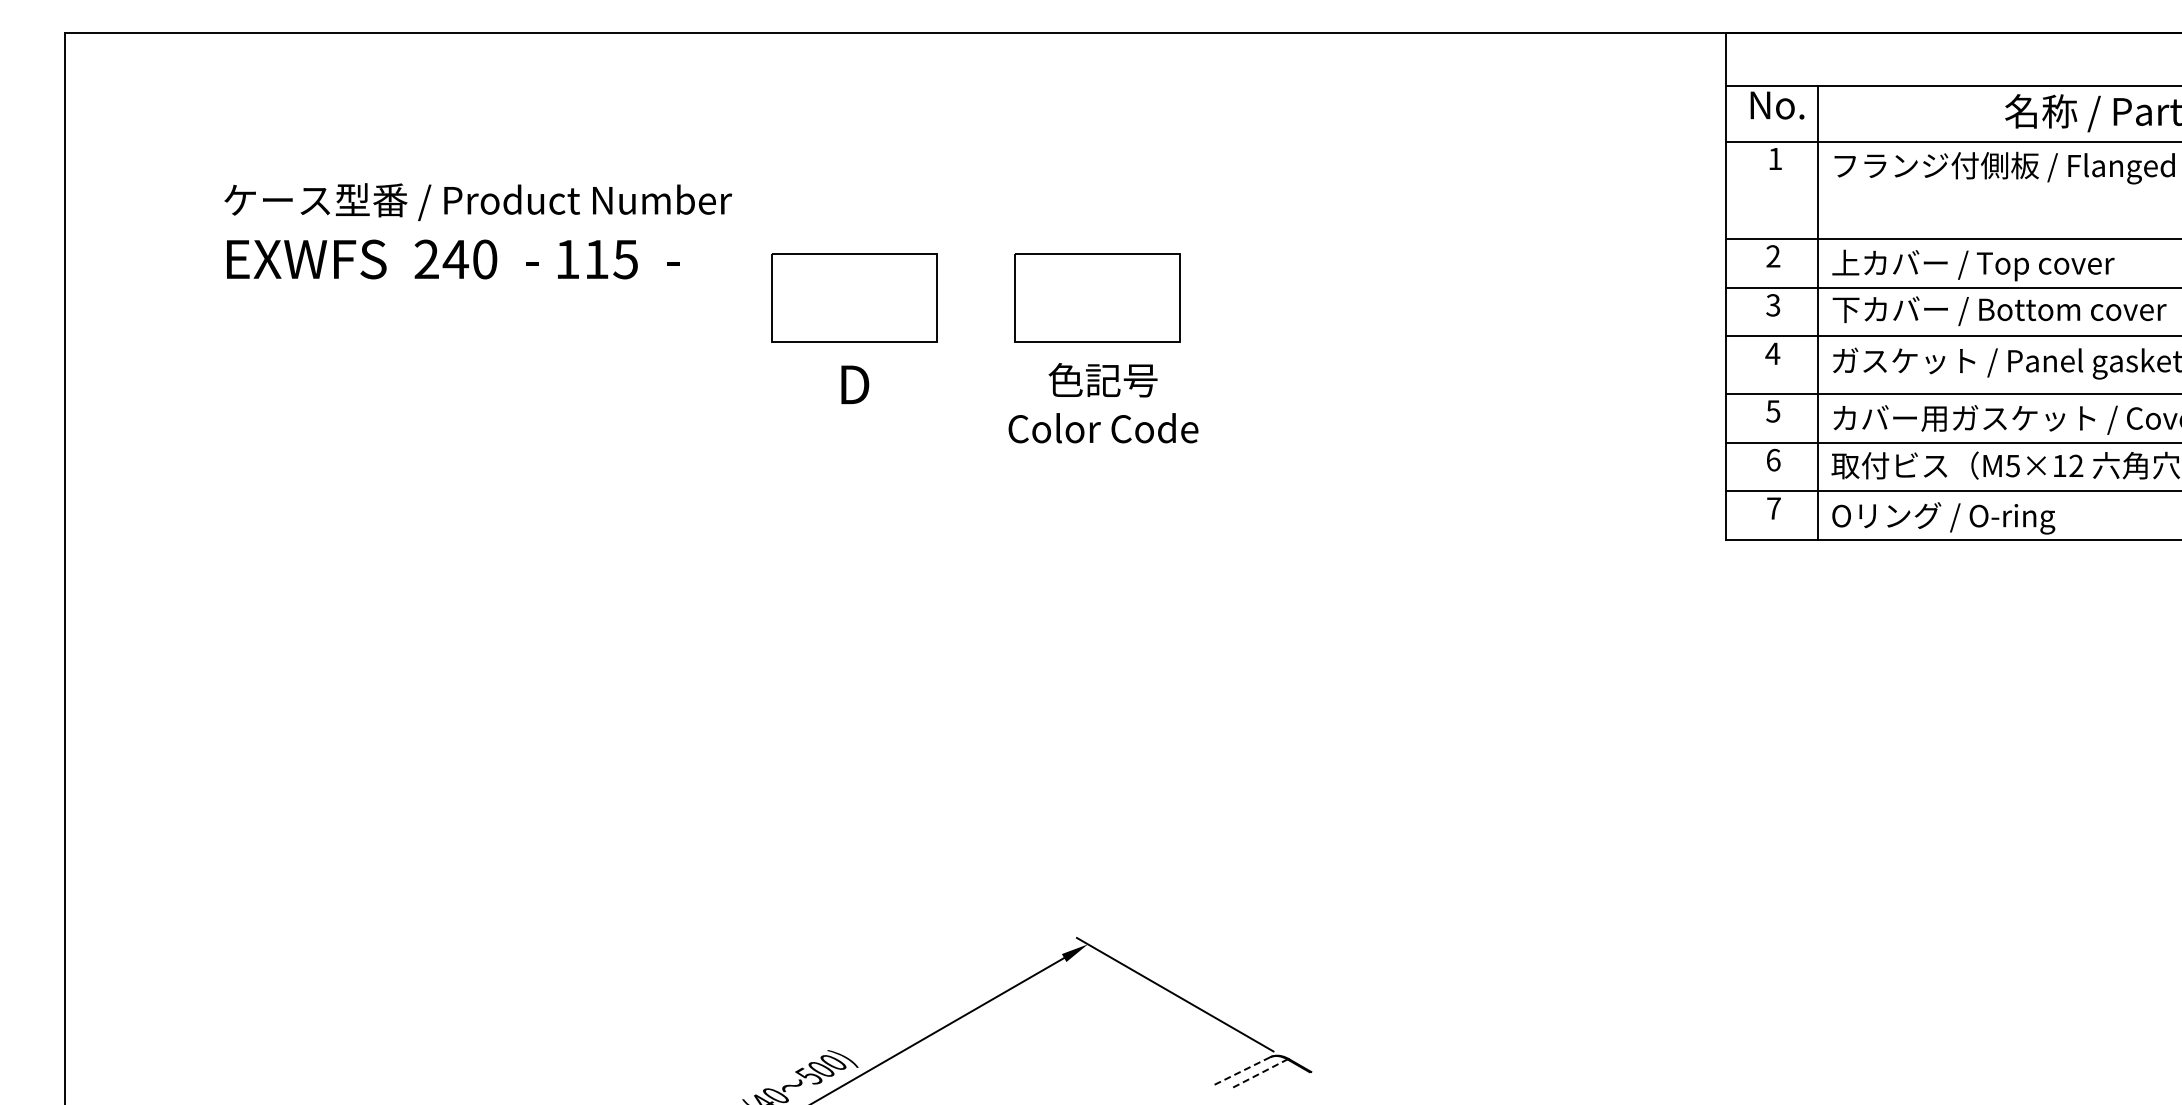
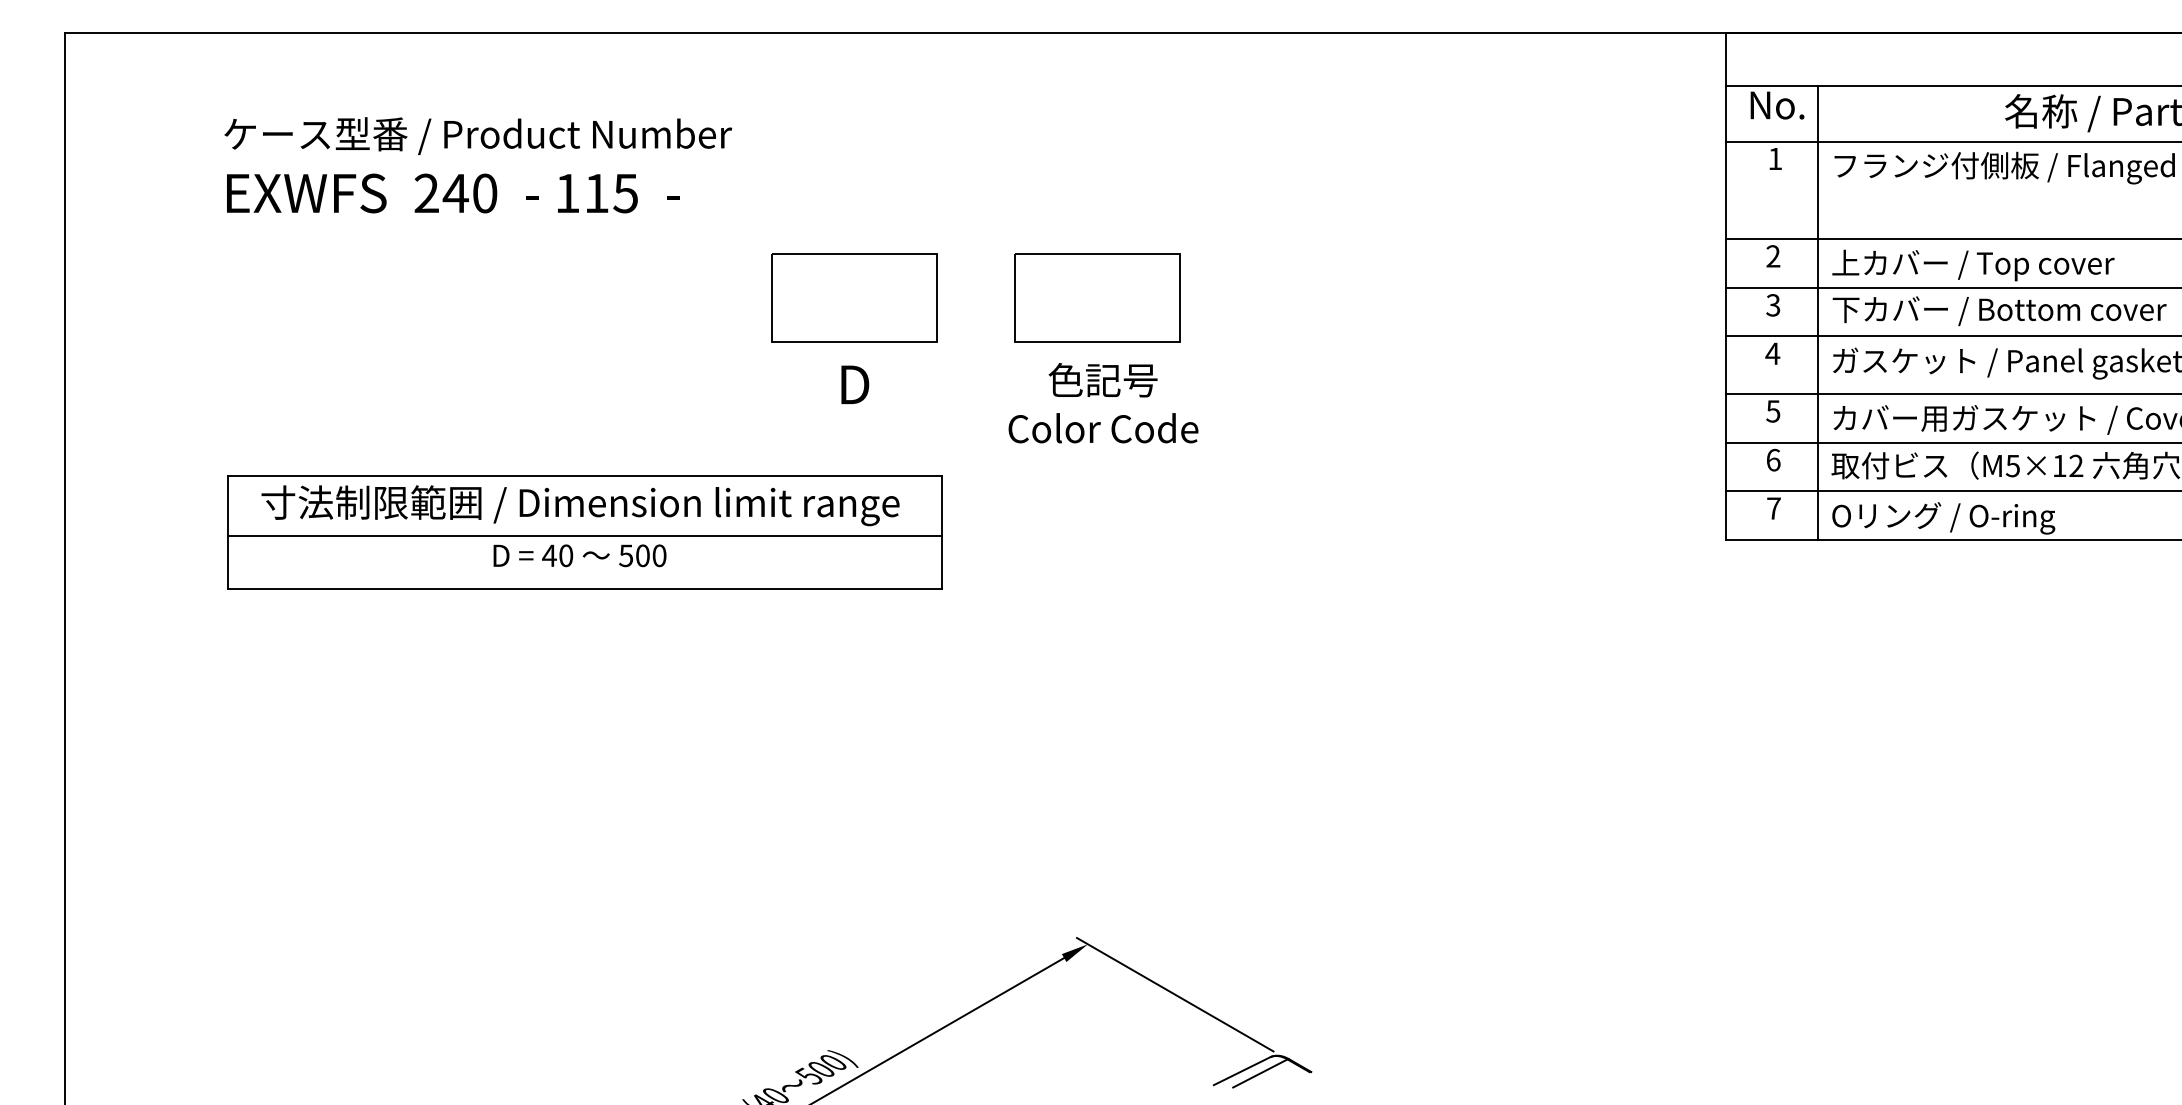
text position: (478, 231) -> (478, 165) (478, 165)
part: none -> present (584, 532)
line: dashed -> solid (1241, 1071)
line: dashed -> solid (1260, 1073)
